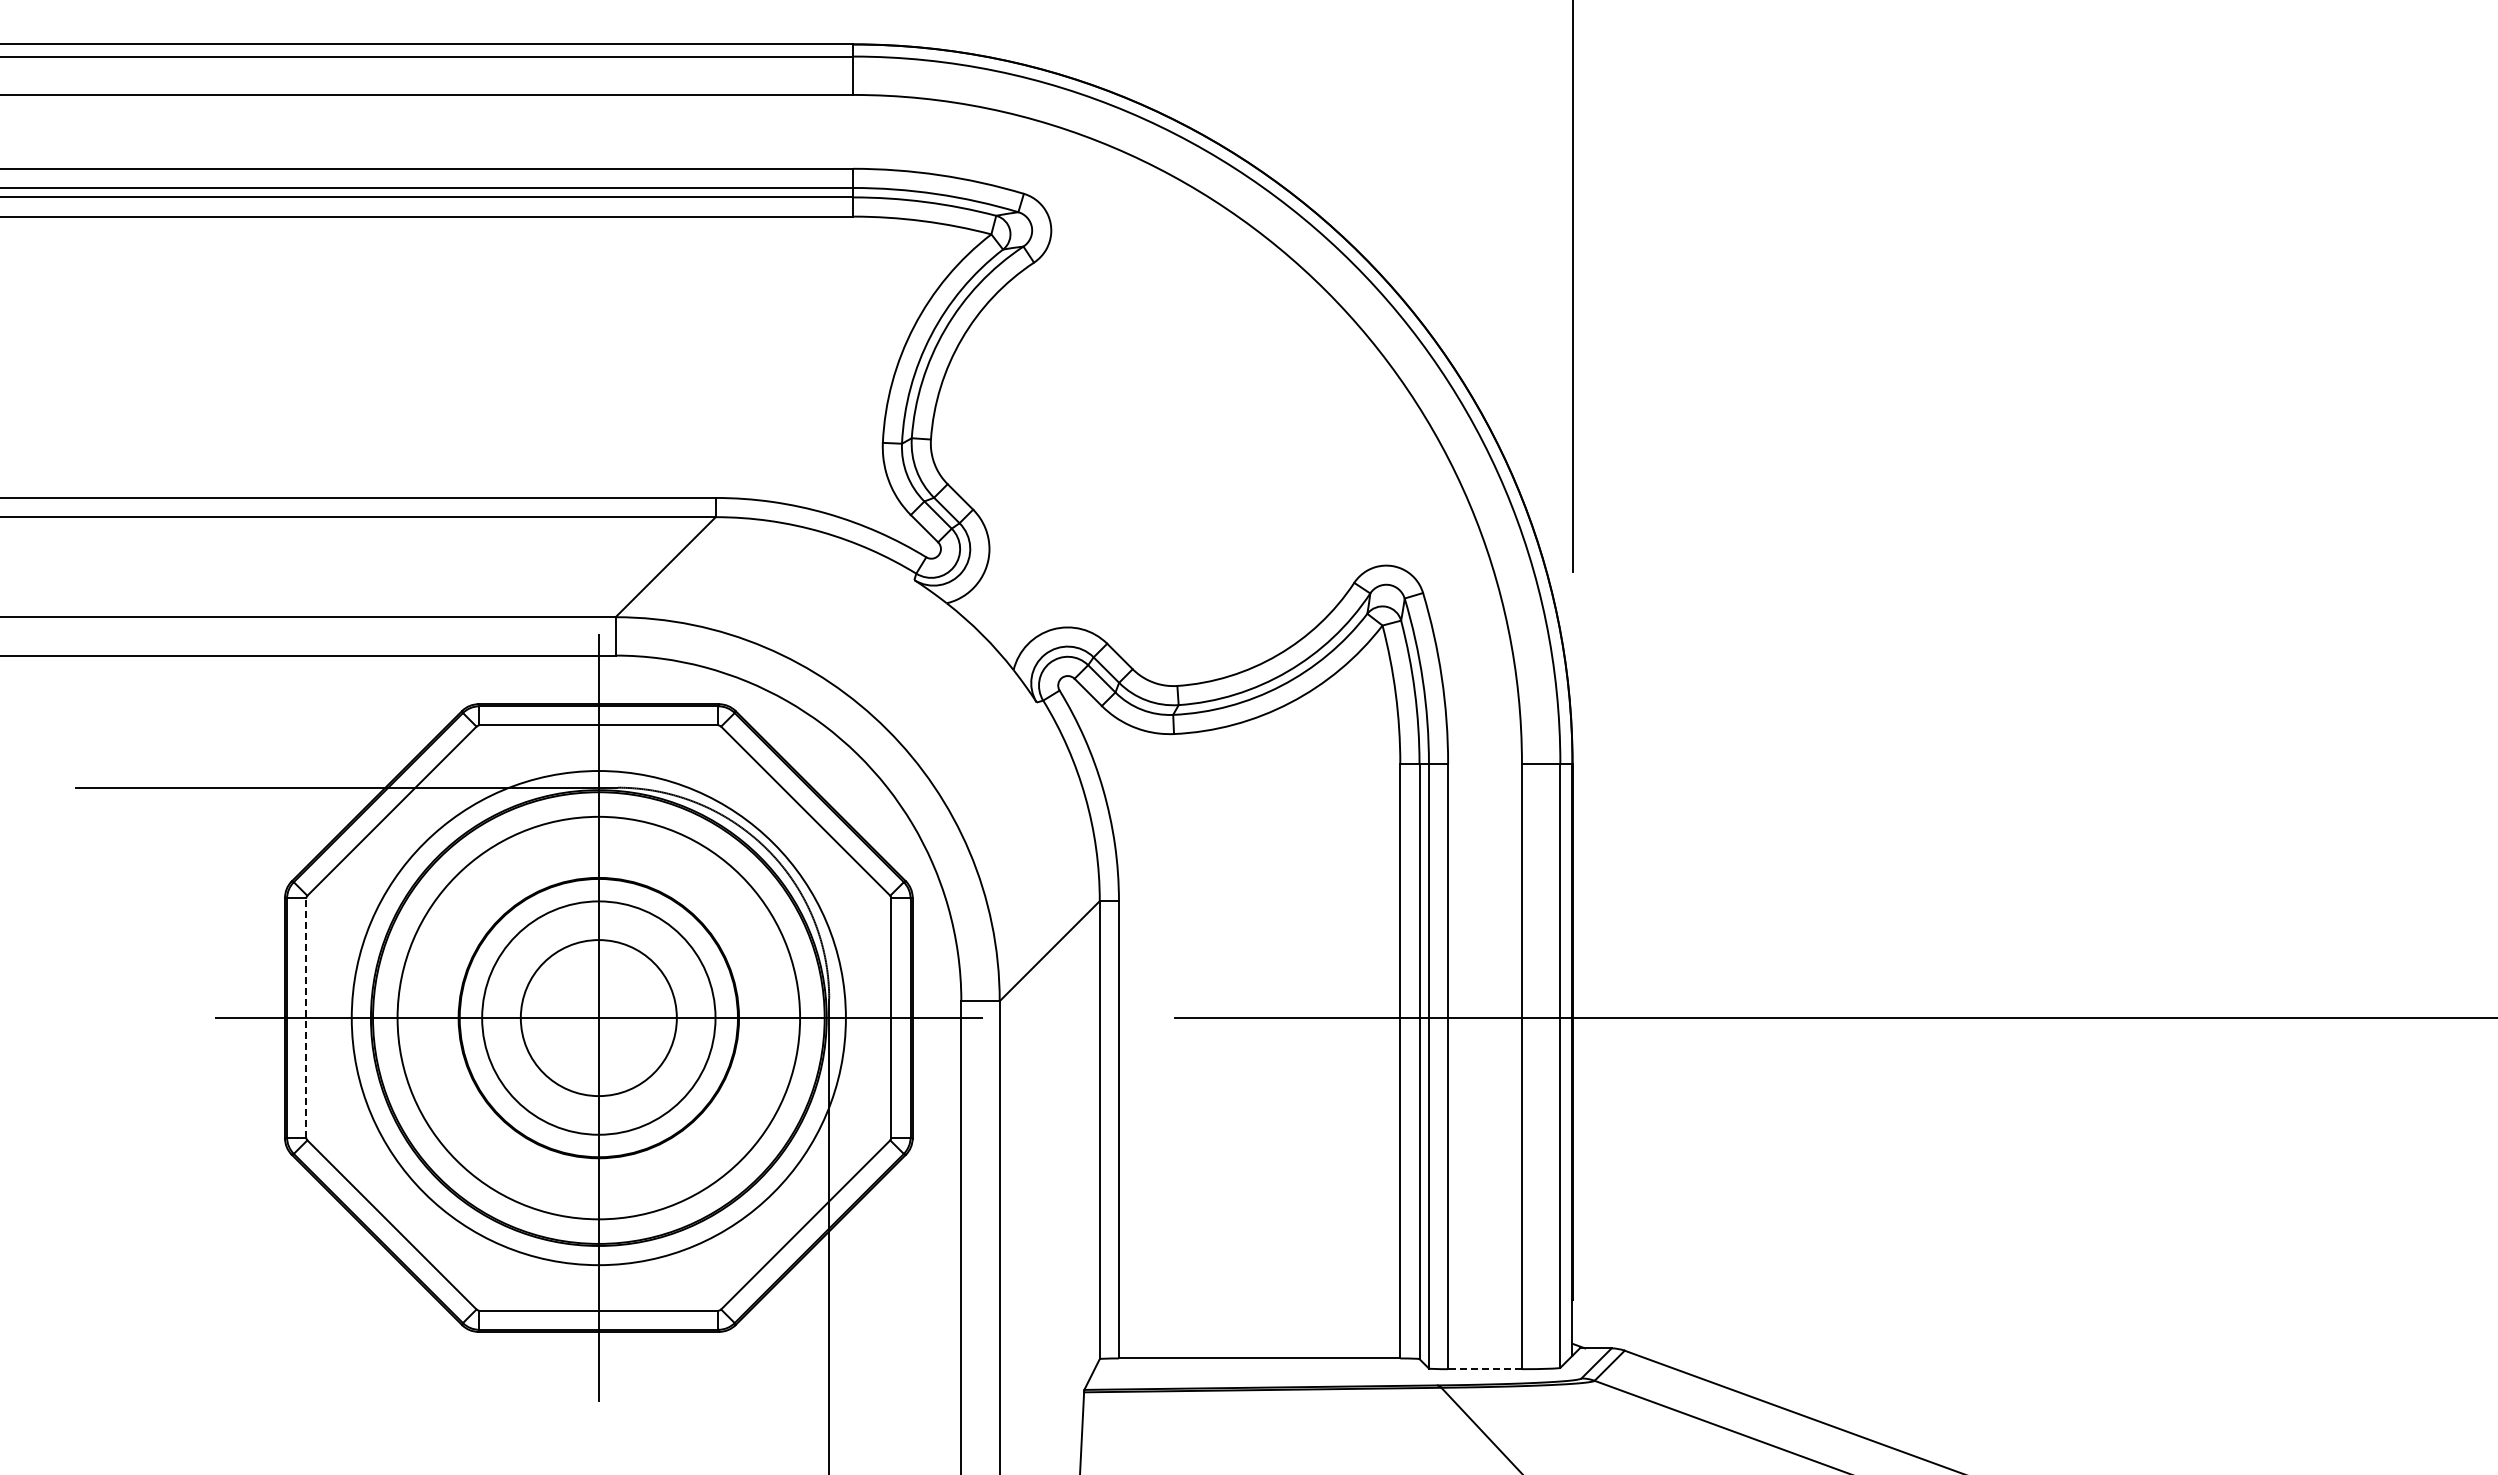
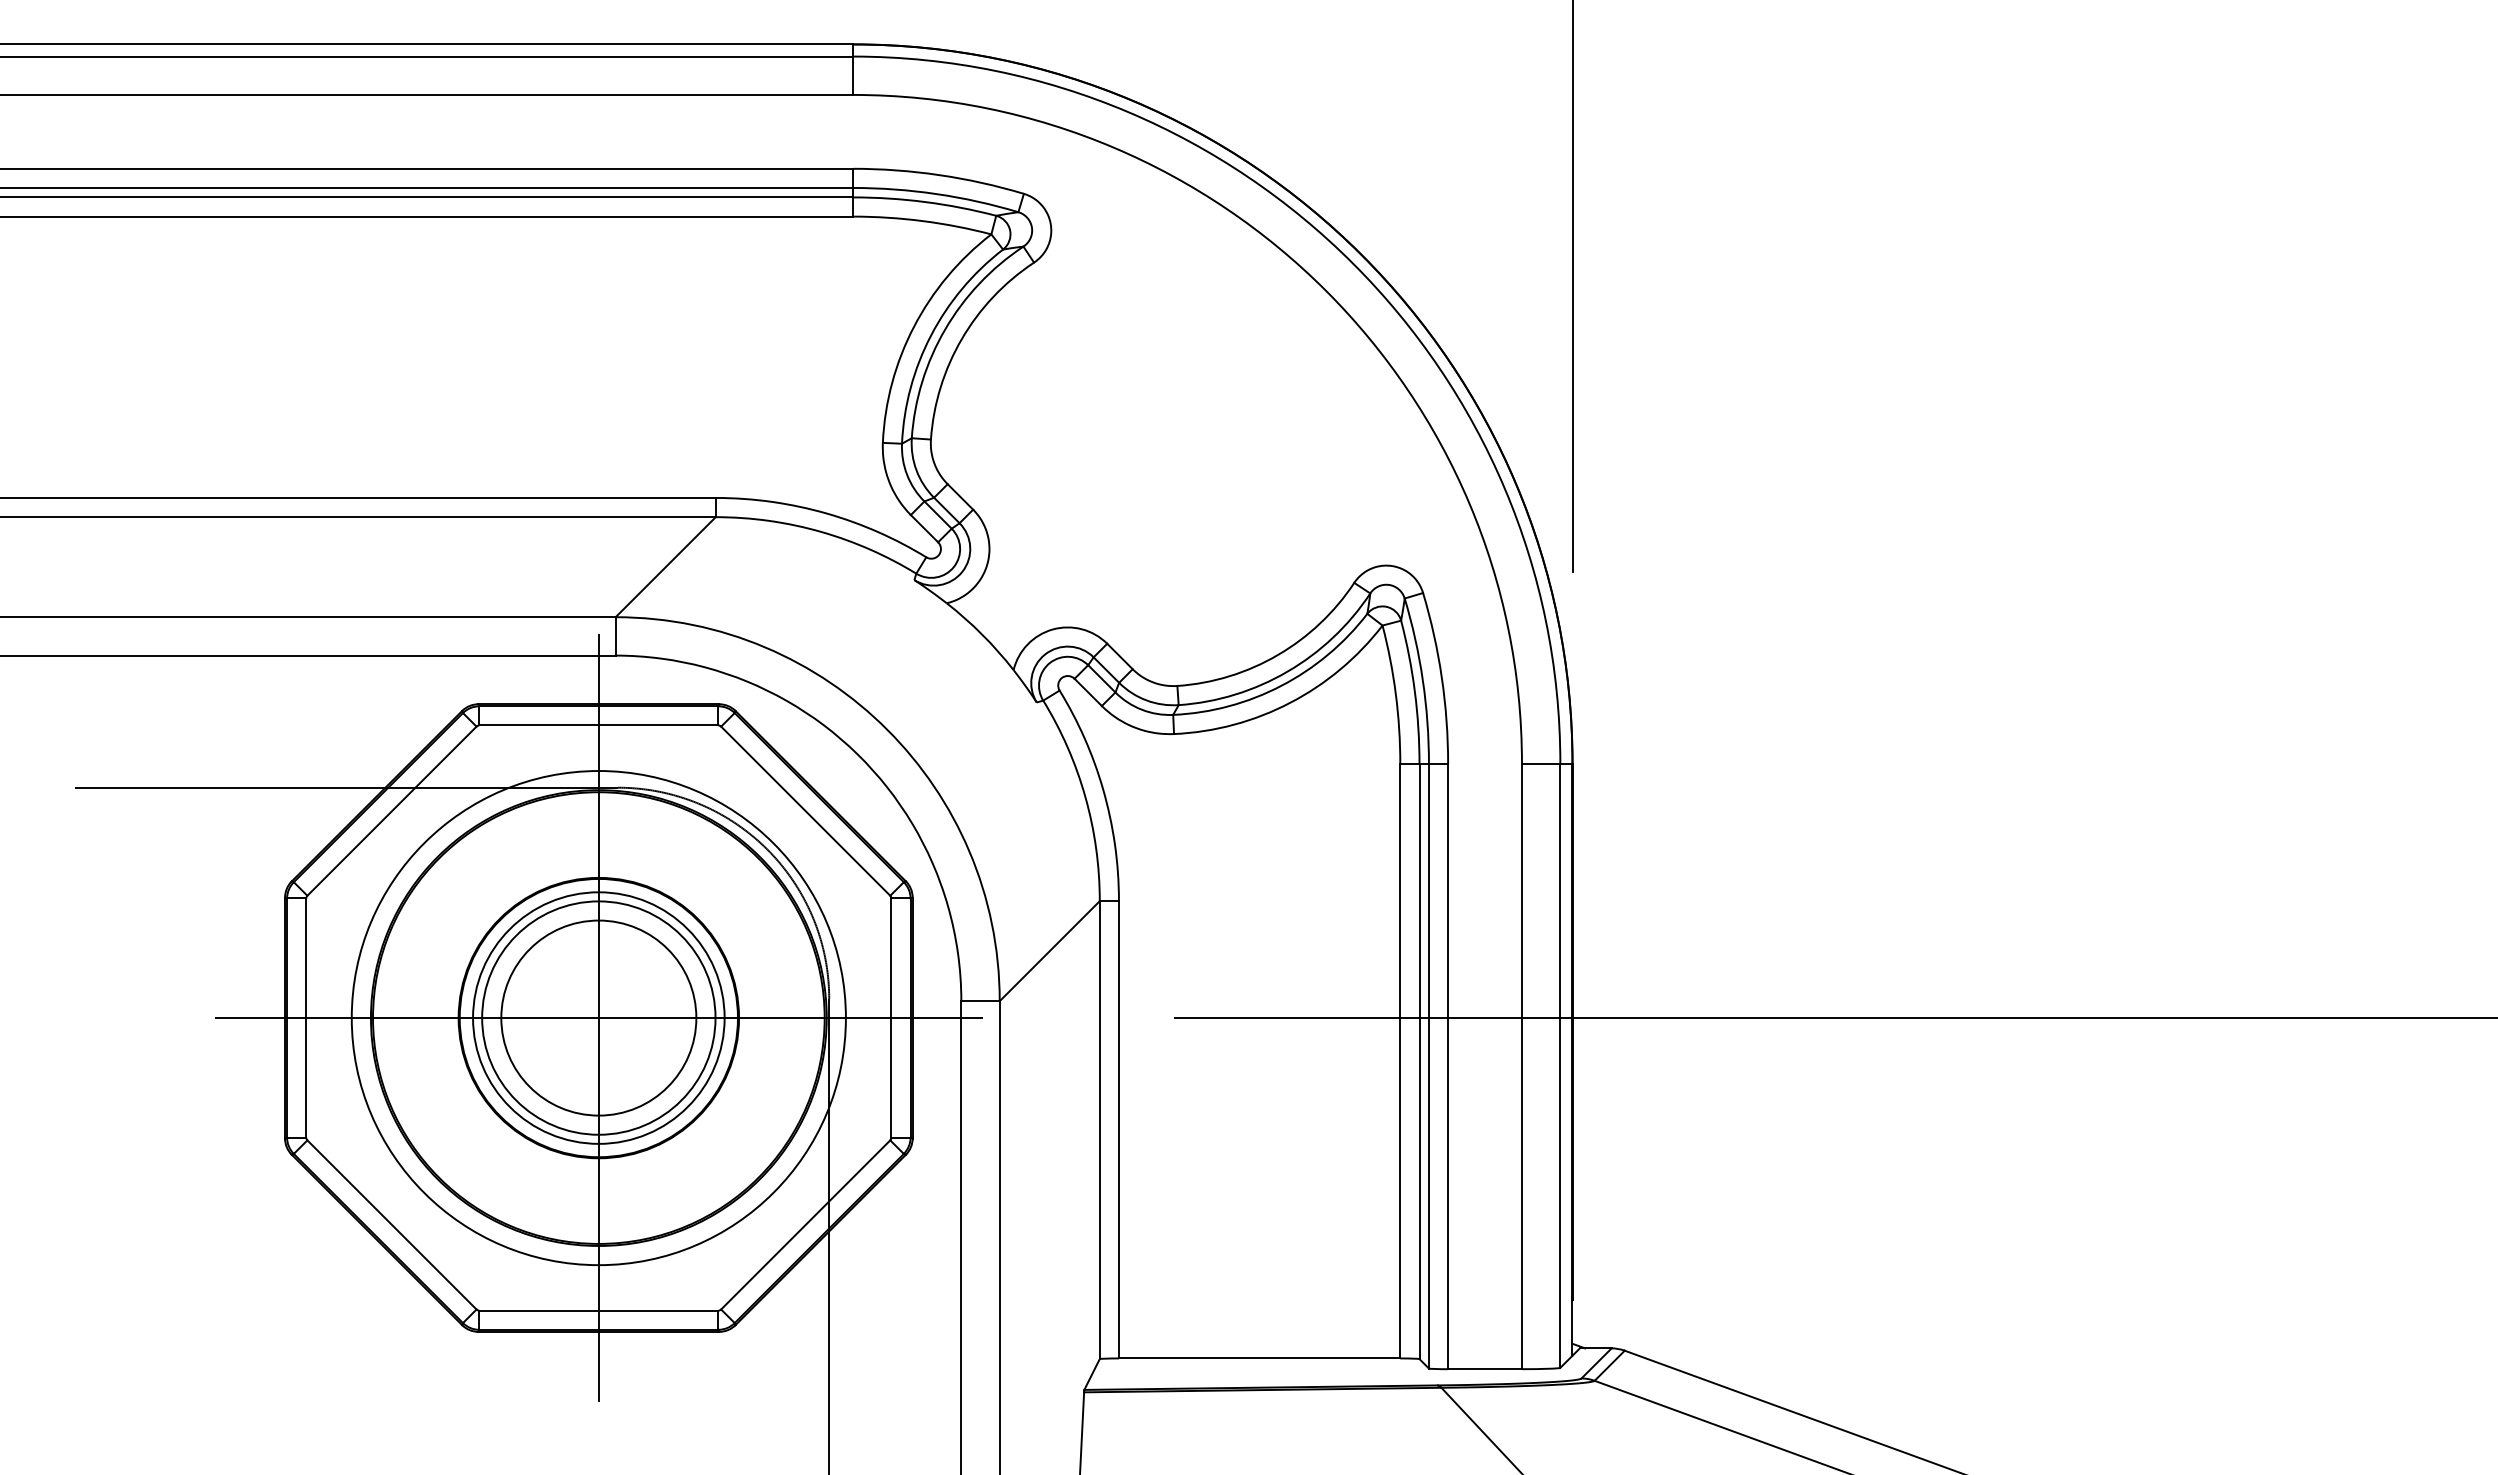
circle diameter: 403 px -> 252 px (598, 1017)
line: dashed -> solid (306, 1018)
circle diameter: 156 px -> 195 px (598, 1017)
line: dashed -> solid (1485, 1369)
